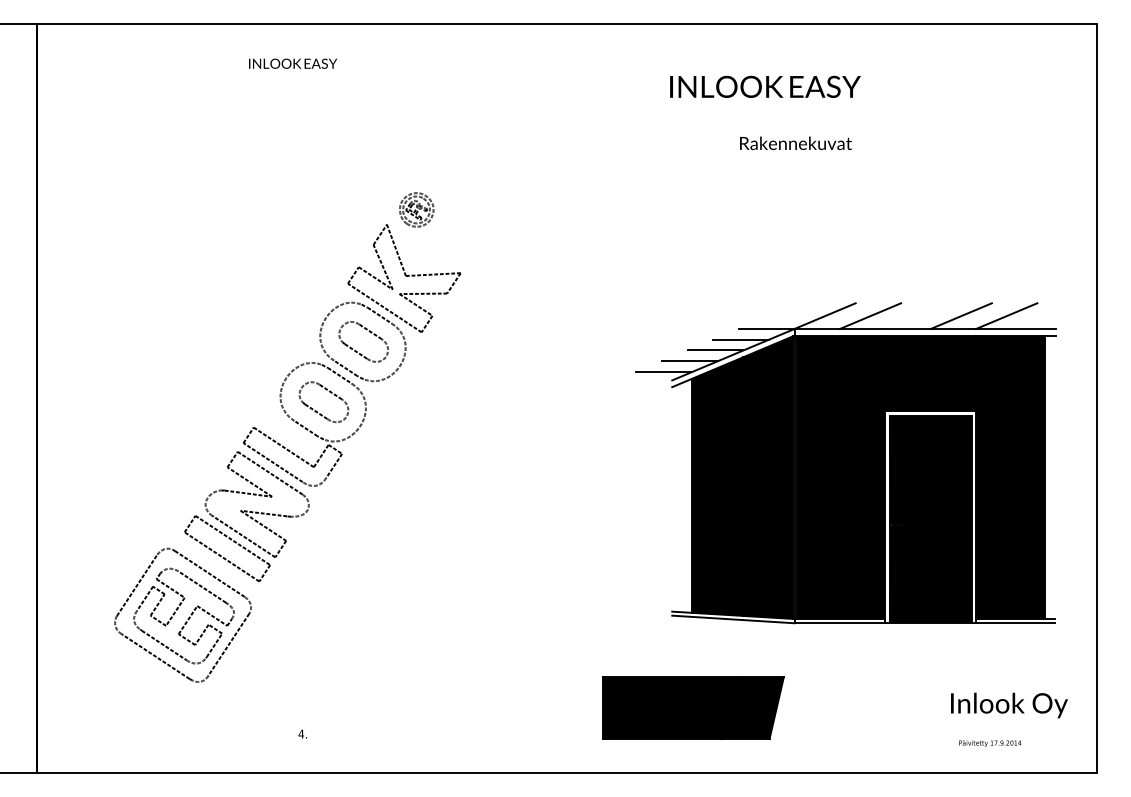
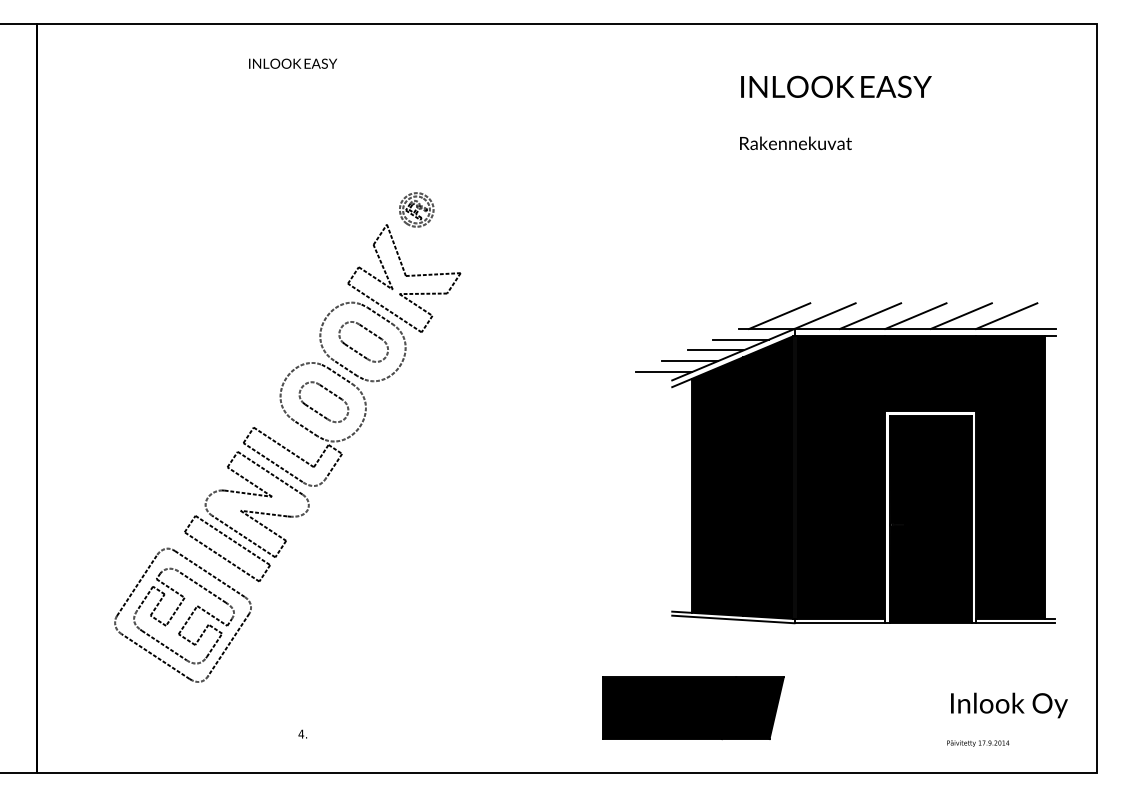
text position: (765, 86) -> (836, 86) (836, 86)
line: none -> present (779, 315)
line: none -> present (915, 315)
text position: (990, 743) -> (978, 743) (978, 743)
